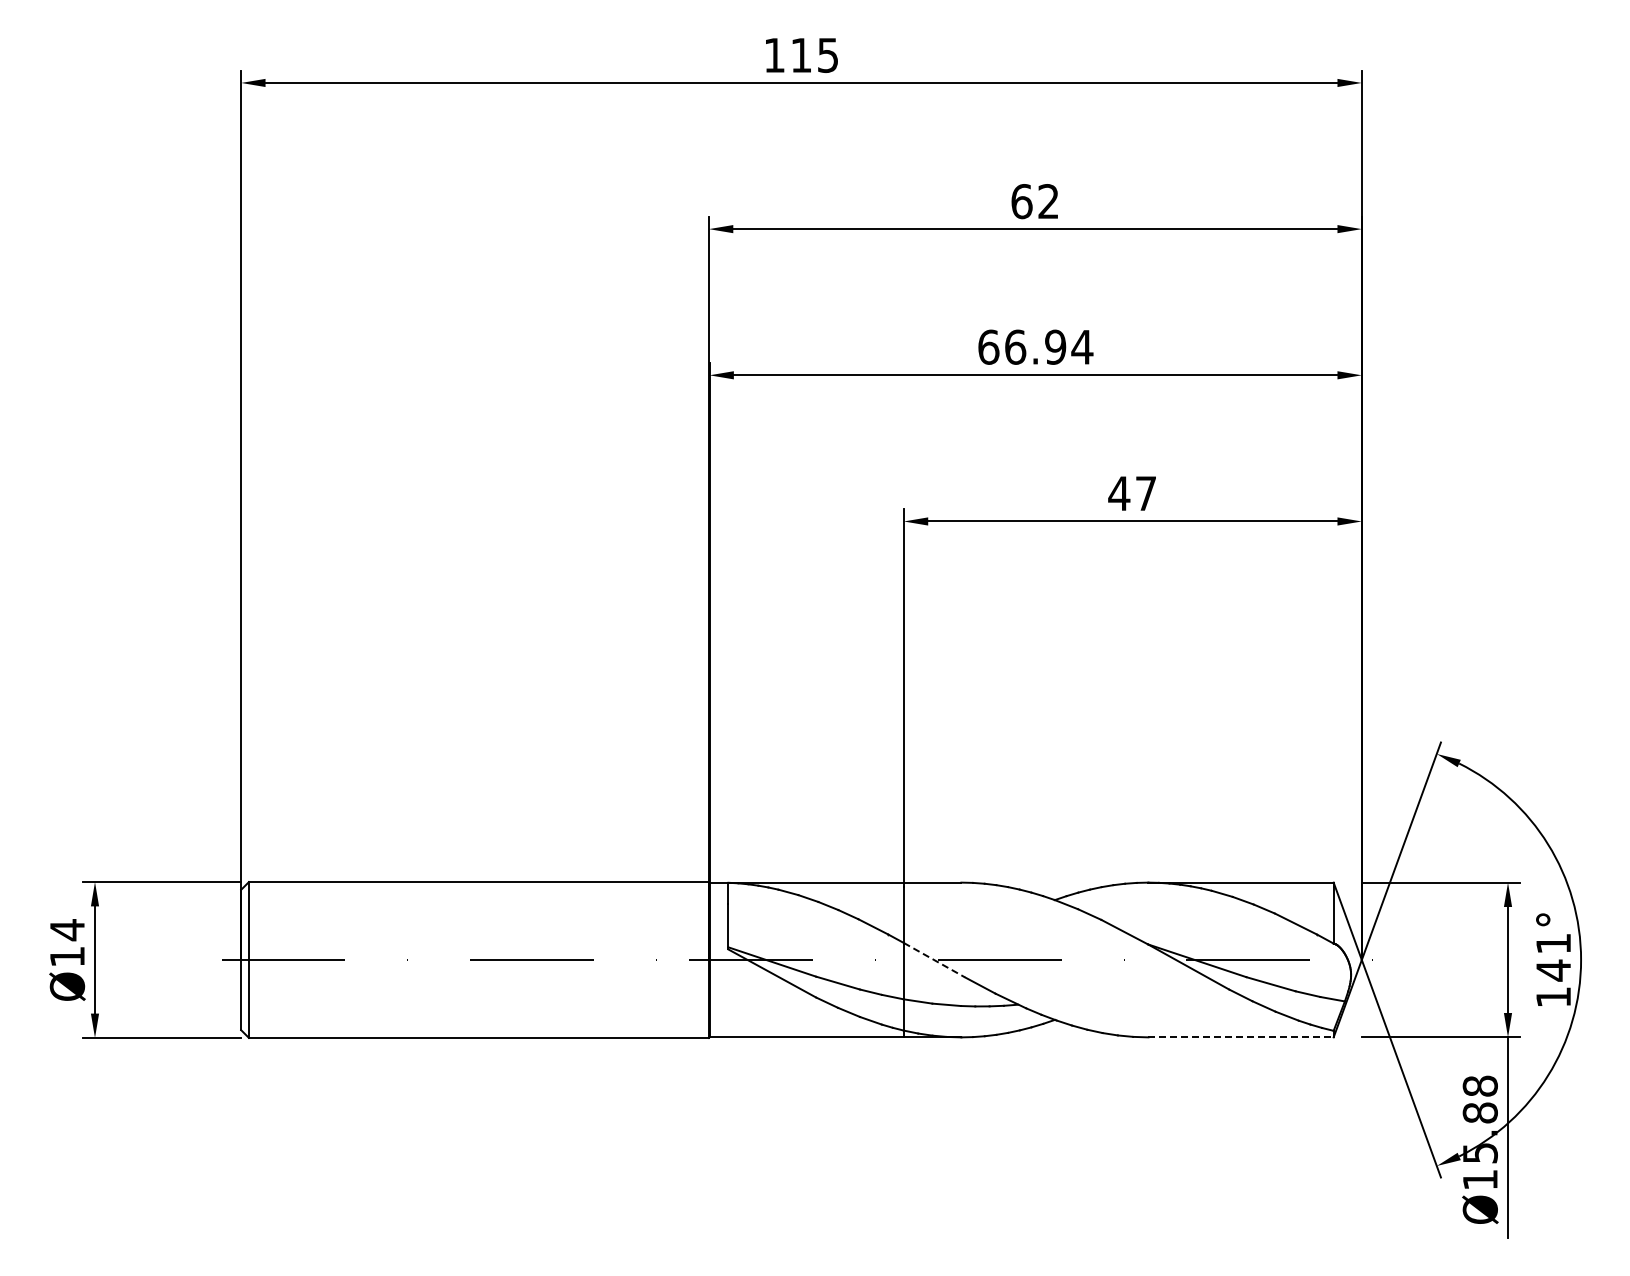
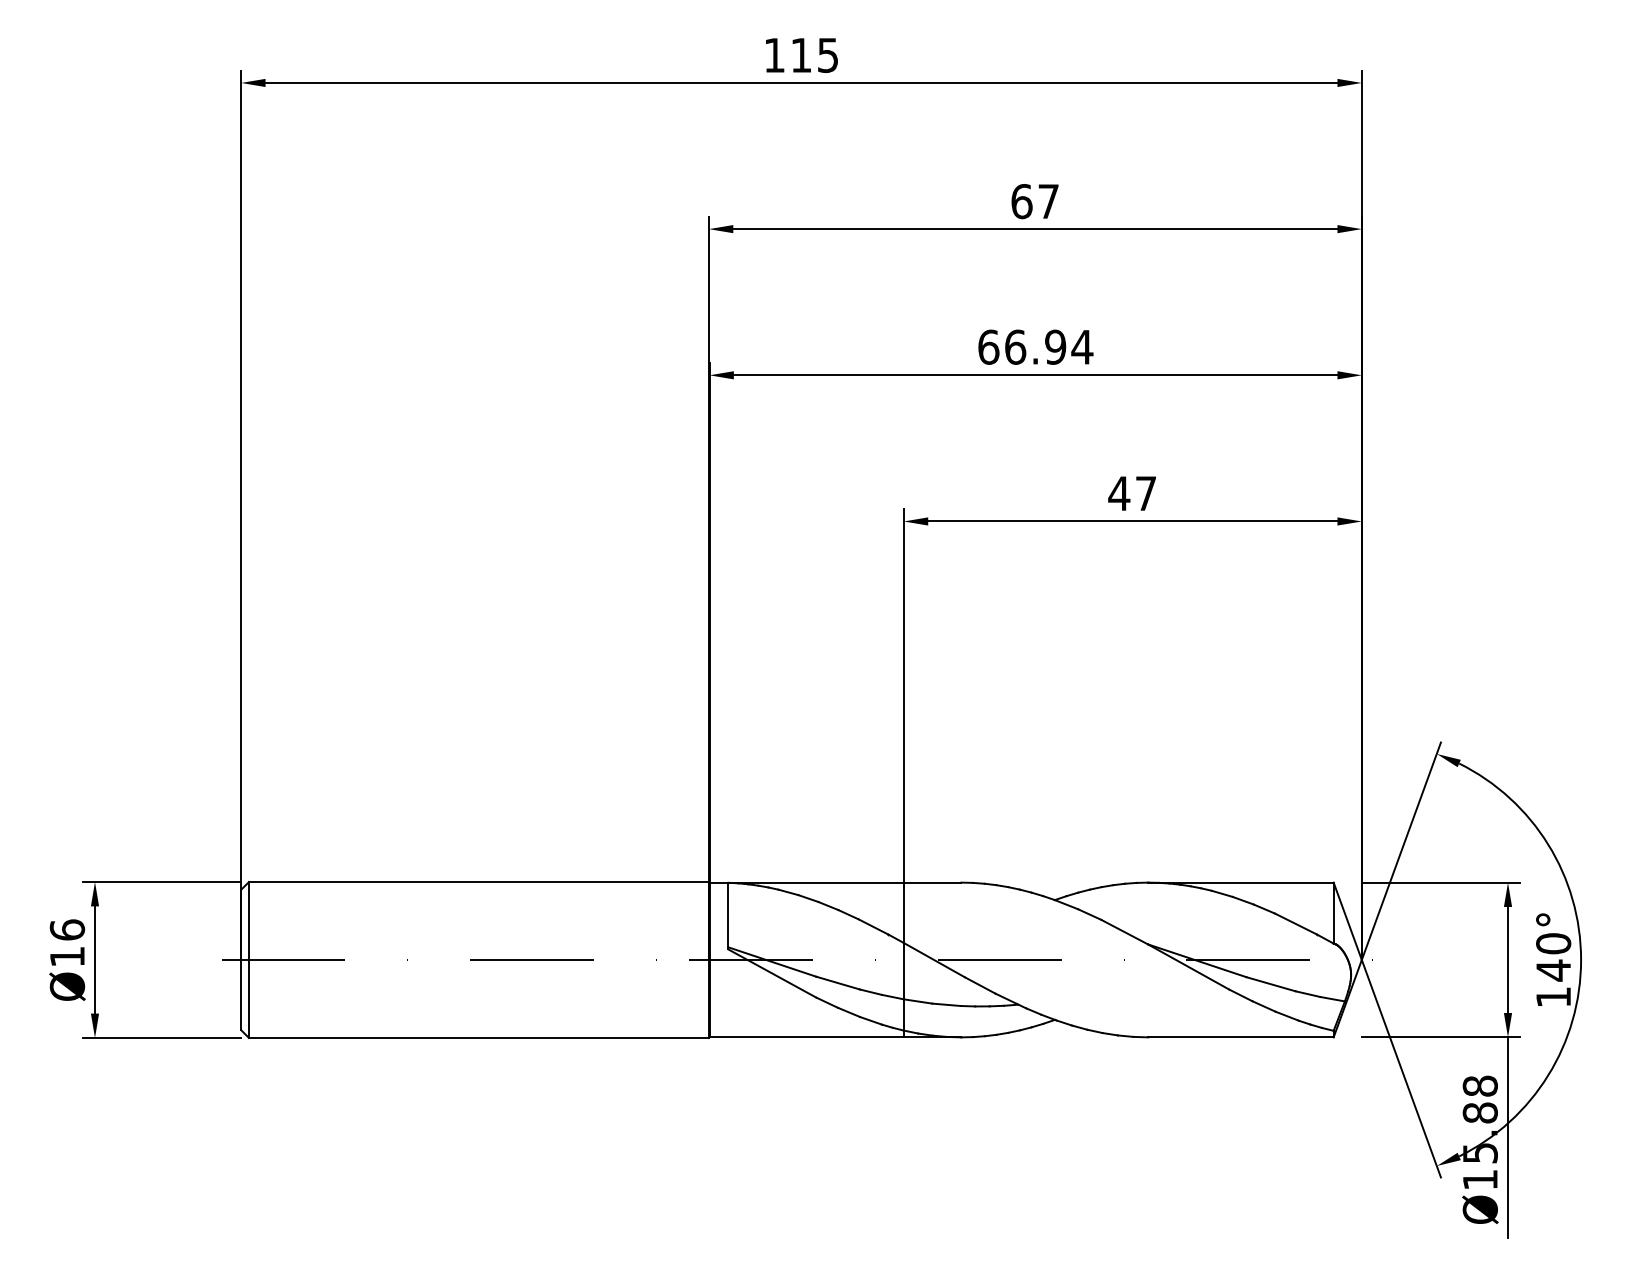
text: 62 -> 67 (1048, 201)
text: Ø14 -> Ø16 (67, 930)
text: 141° -> 140° (1553, 943)
line: dashed -> solid (934, 960)
line: dashed -> solid (1241, 1037)
